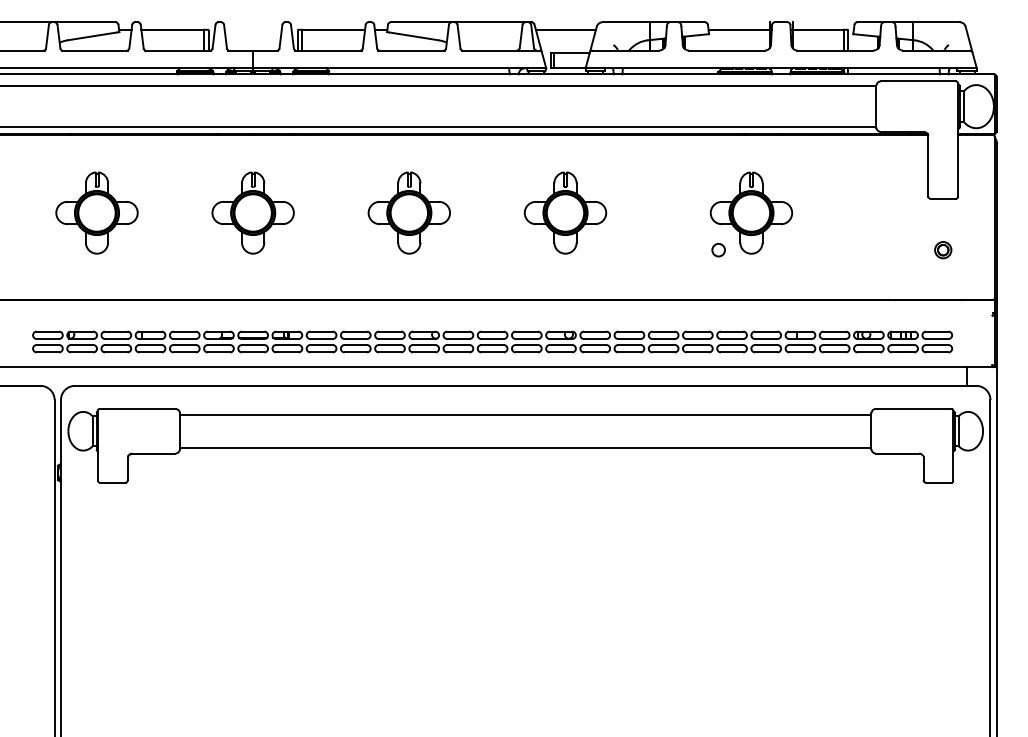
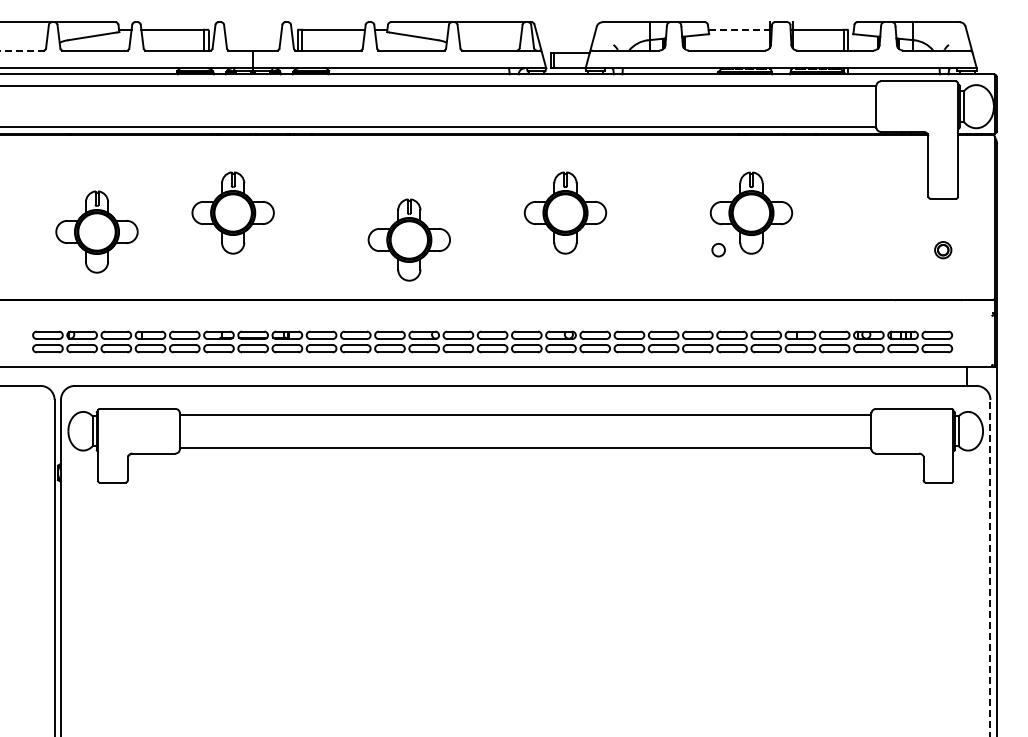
line: present -> none (565, 29)
line: solid -> dashed (740, 29)
line: solid -> dashed (22, 50)
part position: (96, 212) -> (96, 231) (96, 231)
part position: (252, 212) -> (232, 212) (232, 212)
part position: (408, 212) -> (408, 239) (408, 239)
line: solid -> dashed (990, 567)
